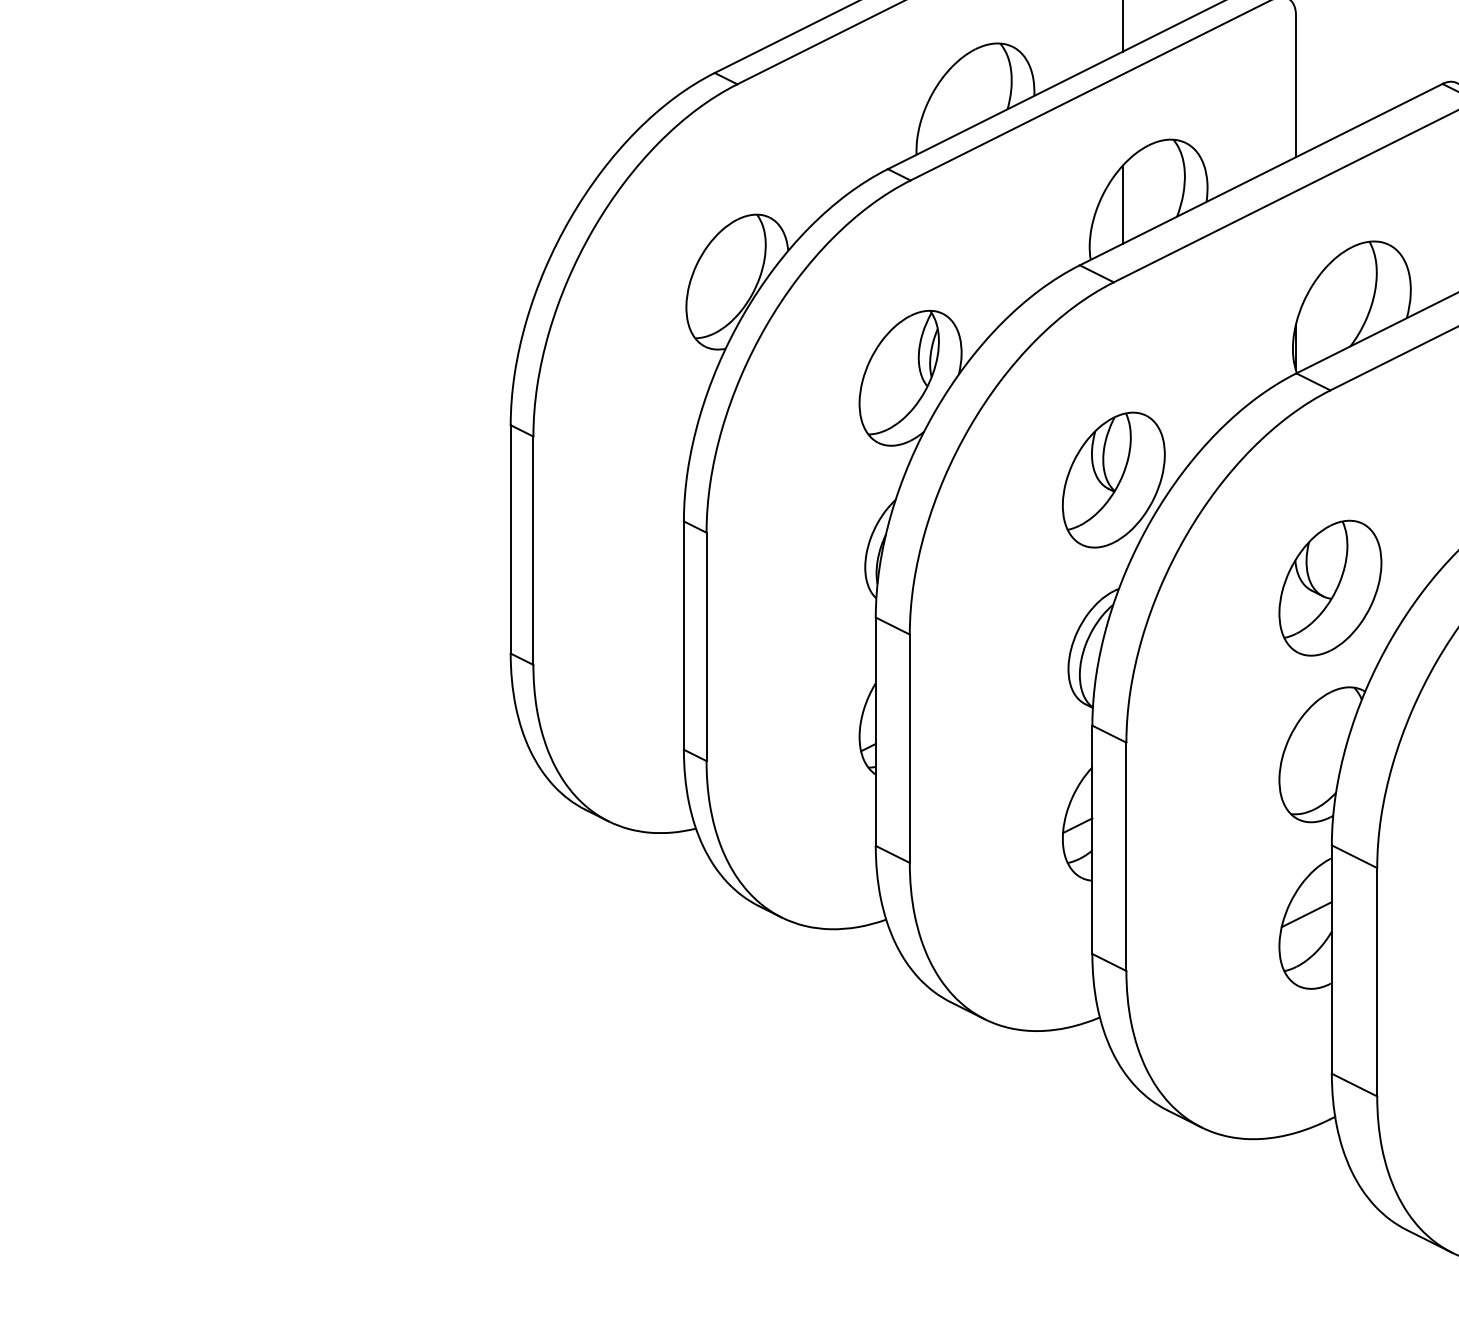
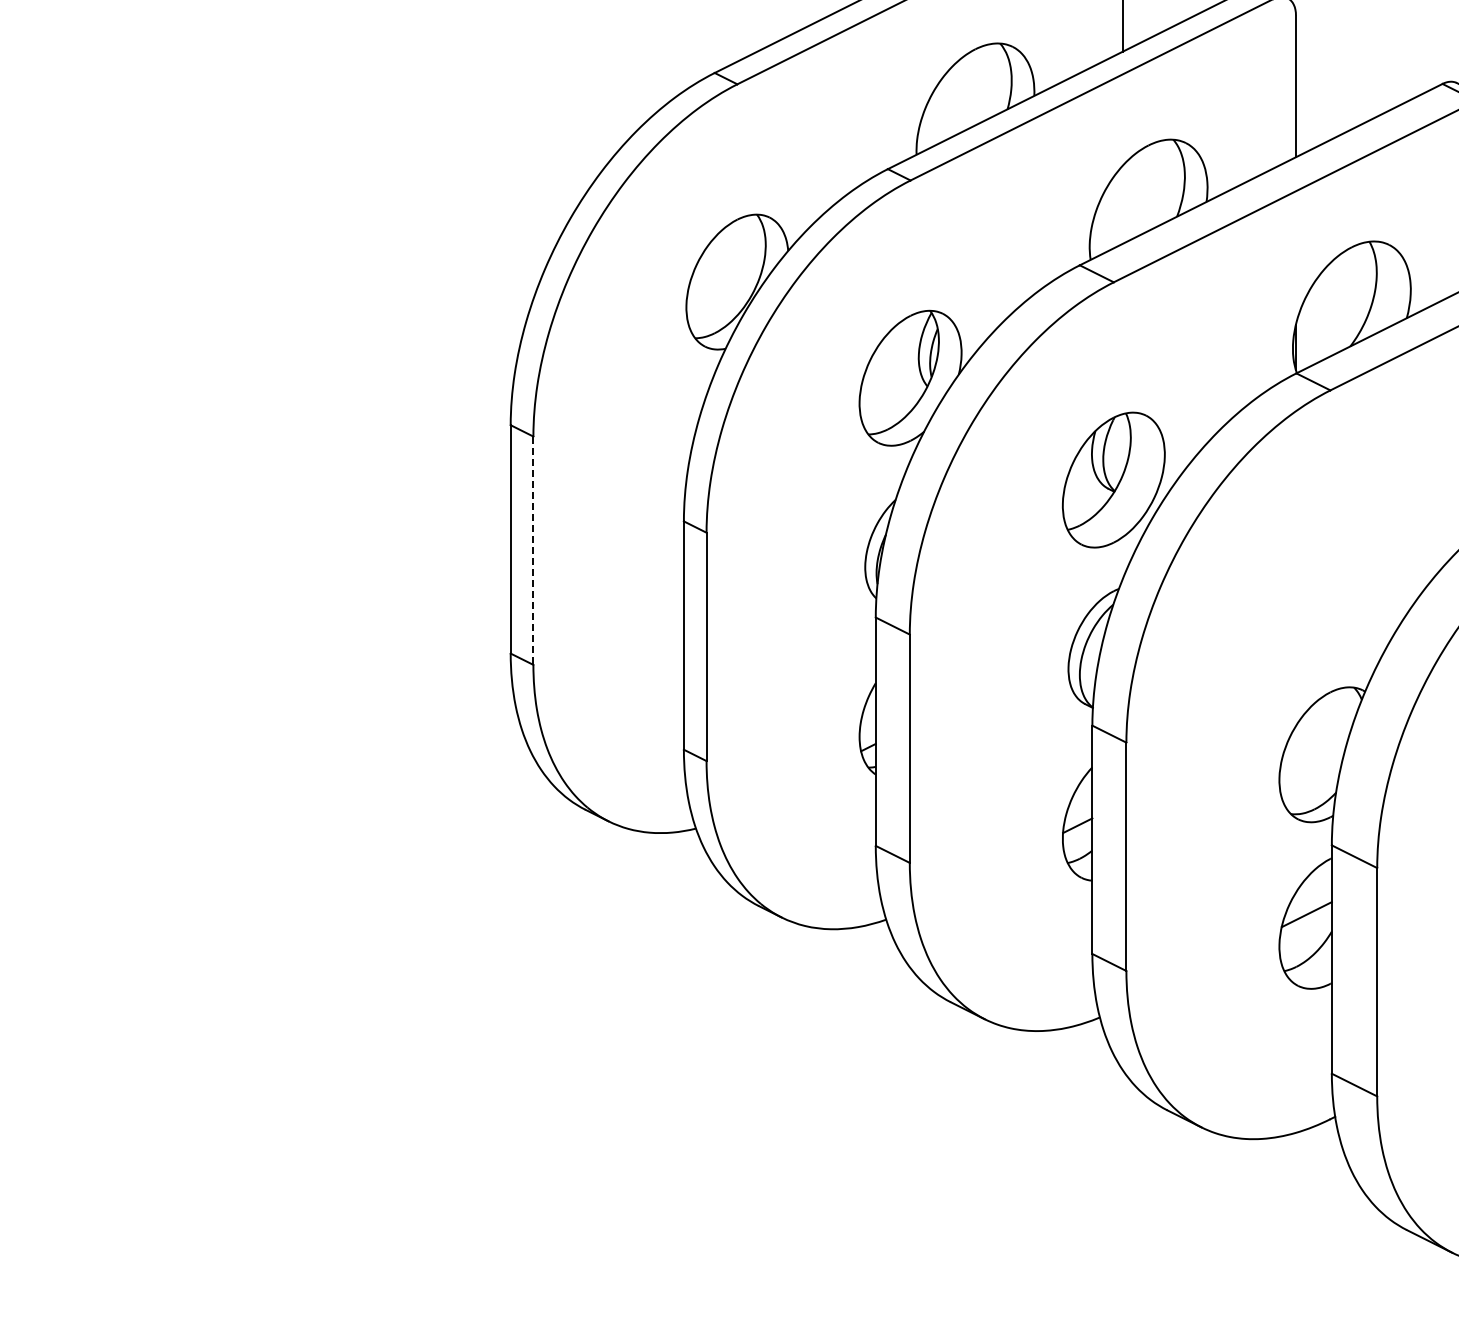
line: present -> none (1122, 204)
line: solid -> dashed (533, 551)
part: present -> none (1330, 587)
